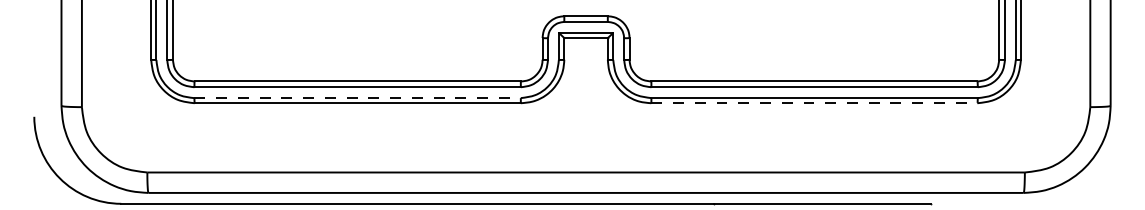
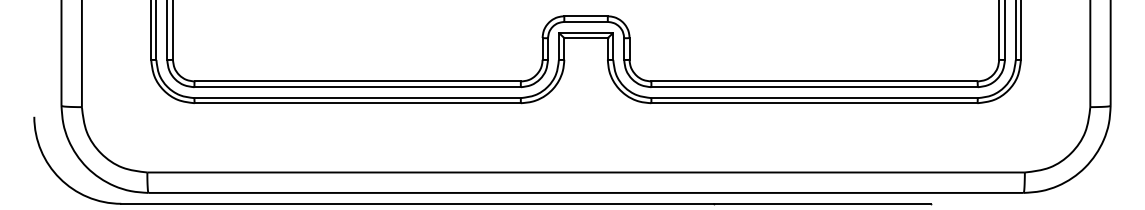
line: dashed -> solid (358, 98)
line: dashed -> solid (814, 103)
